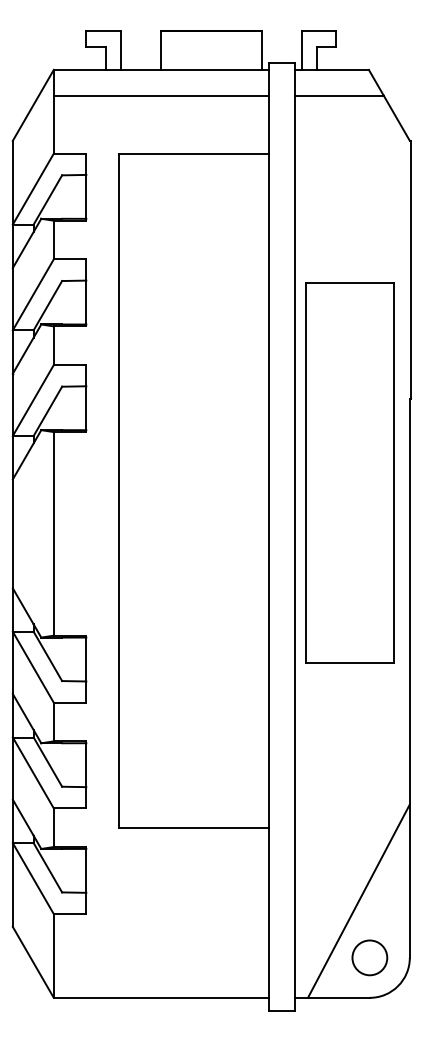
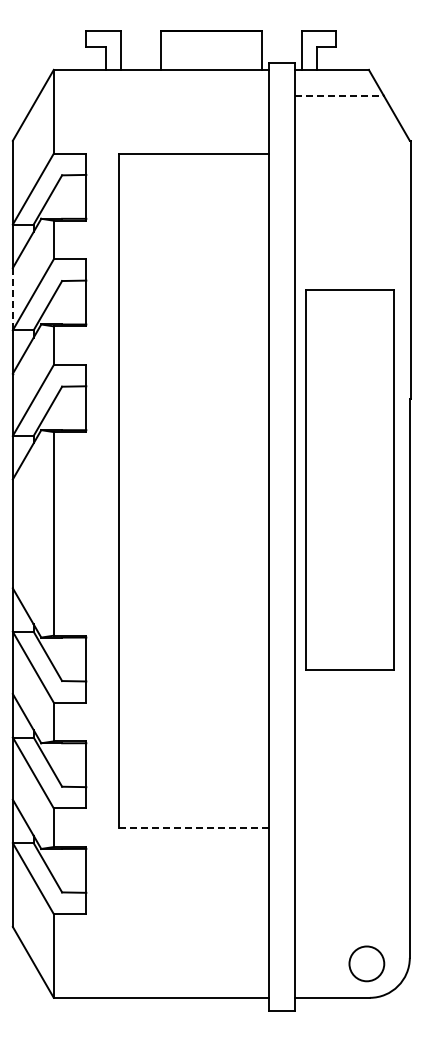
line: present -> none (161, 95)
line: solid -> dashed (339, 95)
line: solid -> dashed (12, 298)
part position: (349, 472) -> (349, 479) (349, 479)
line: solid -> dashed (193, 827)
line: present -> none (358, 900)
circle position: (369, 957) -> (366, 963) (366, 963)
